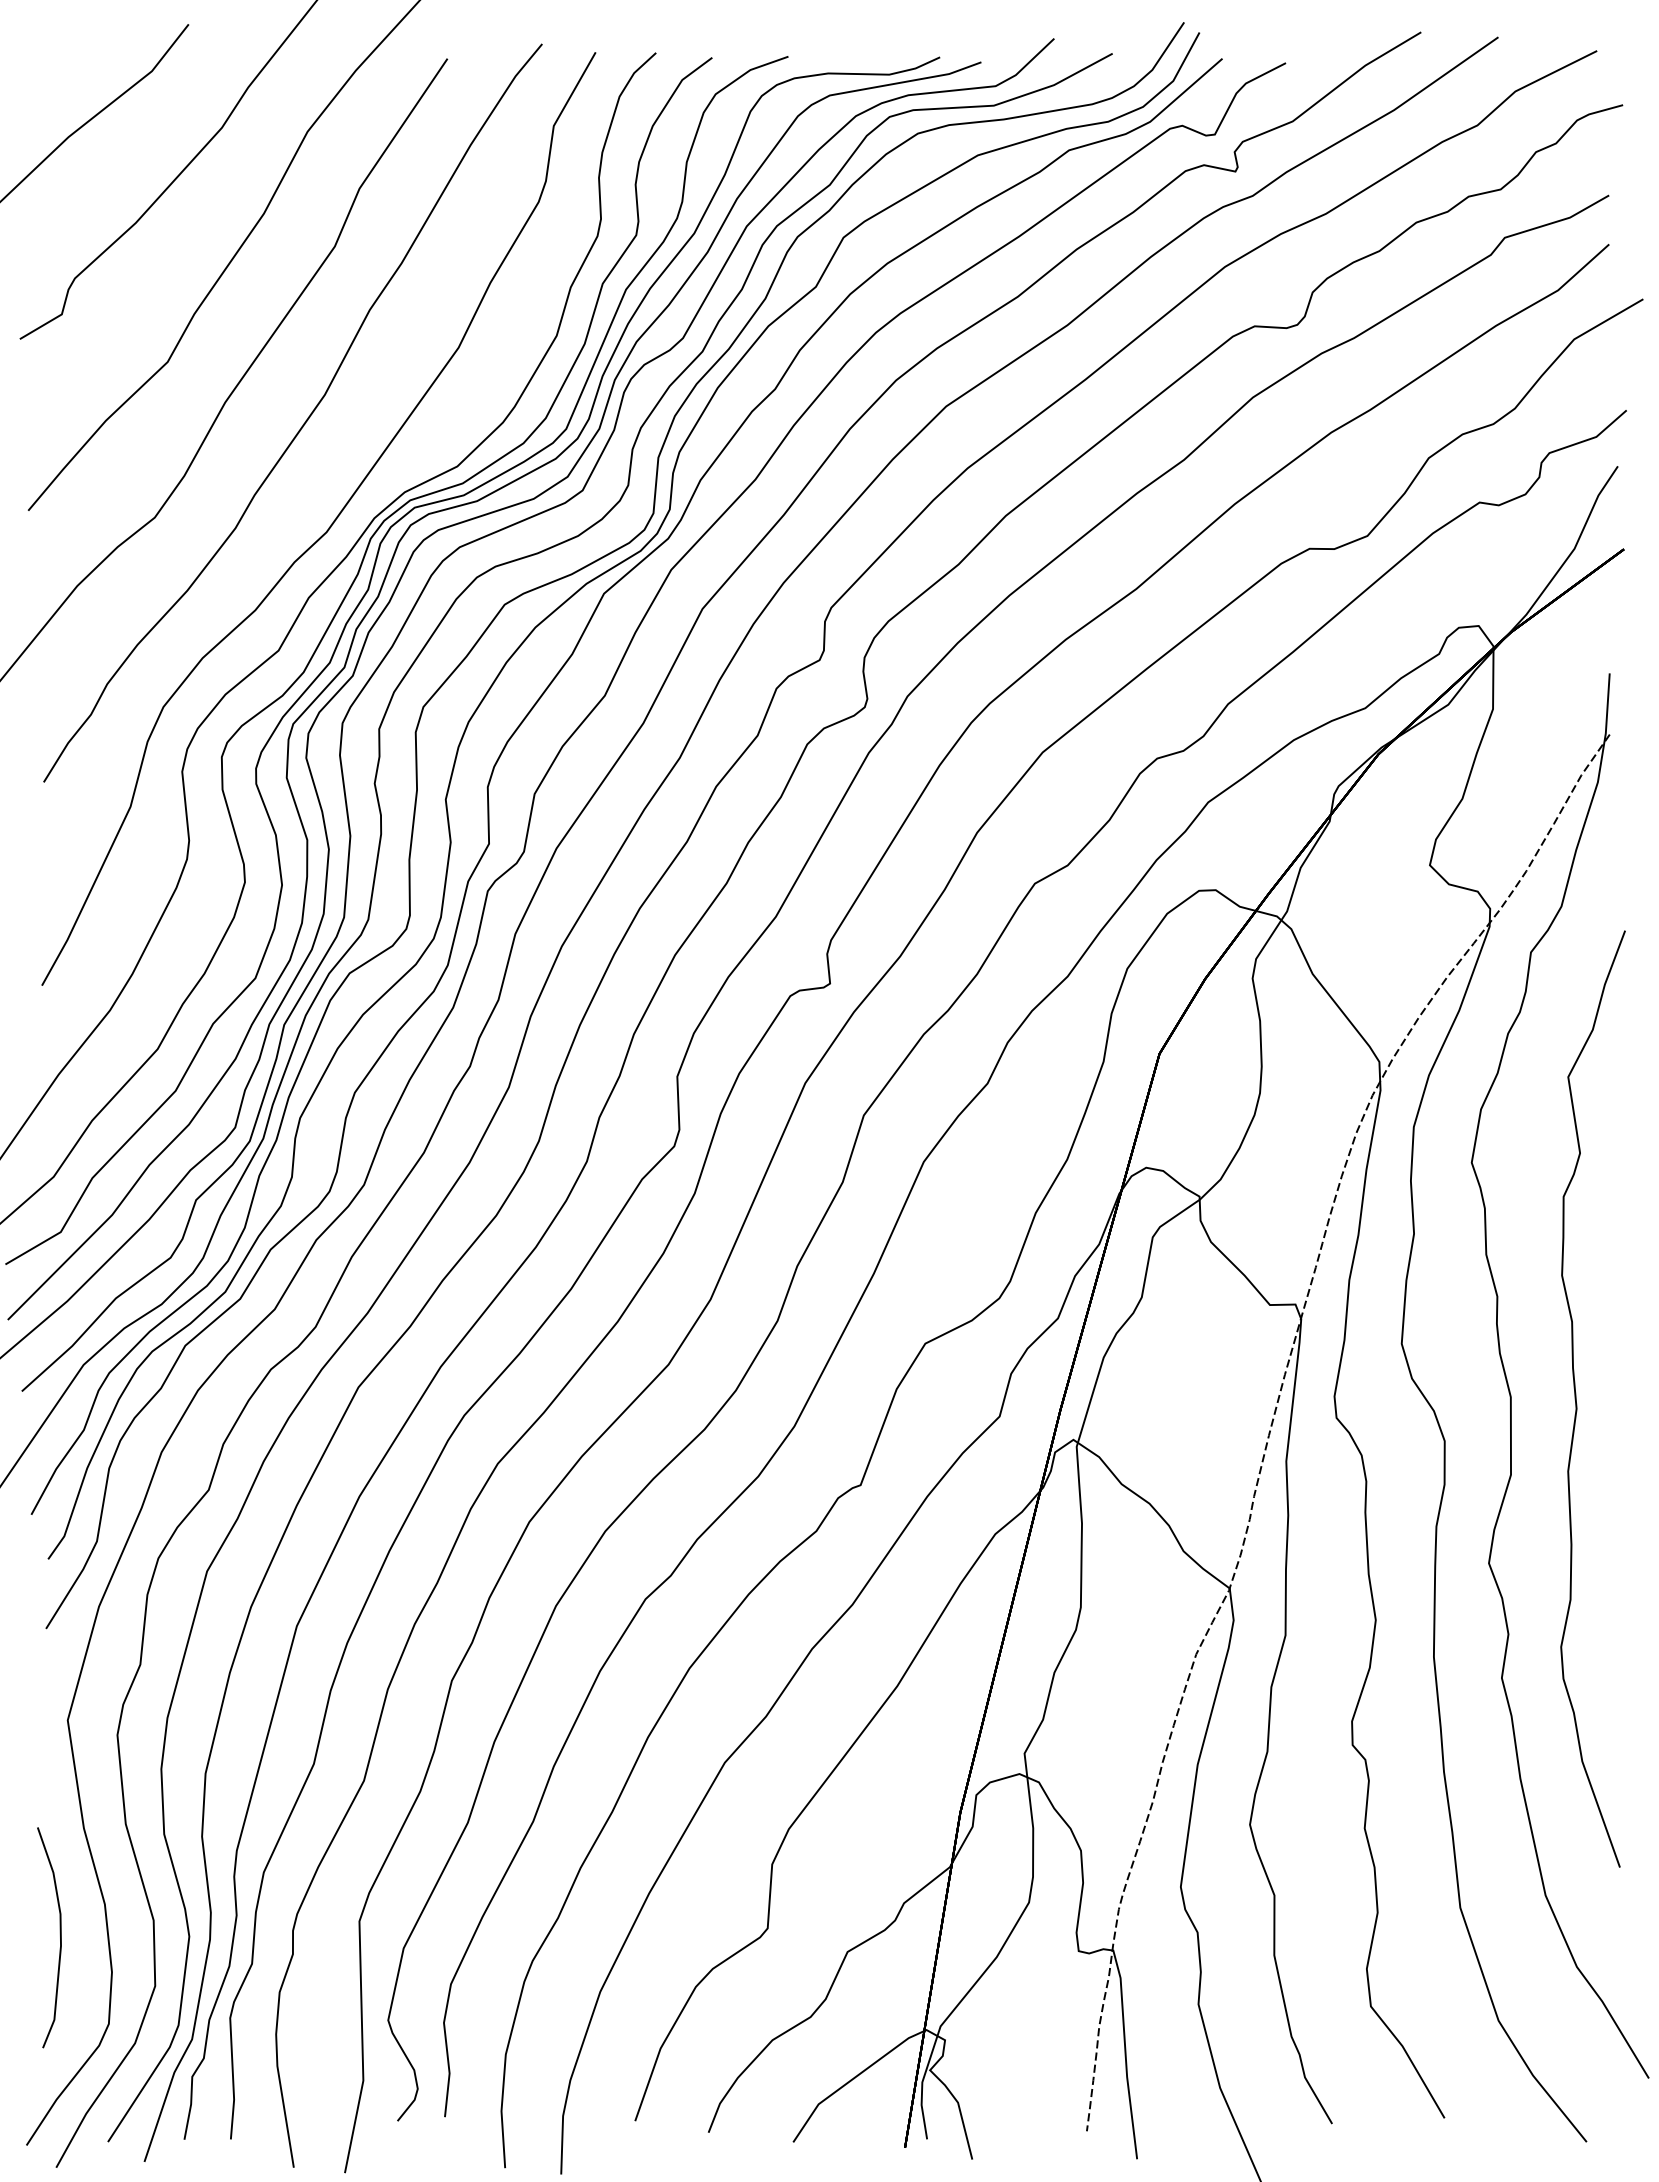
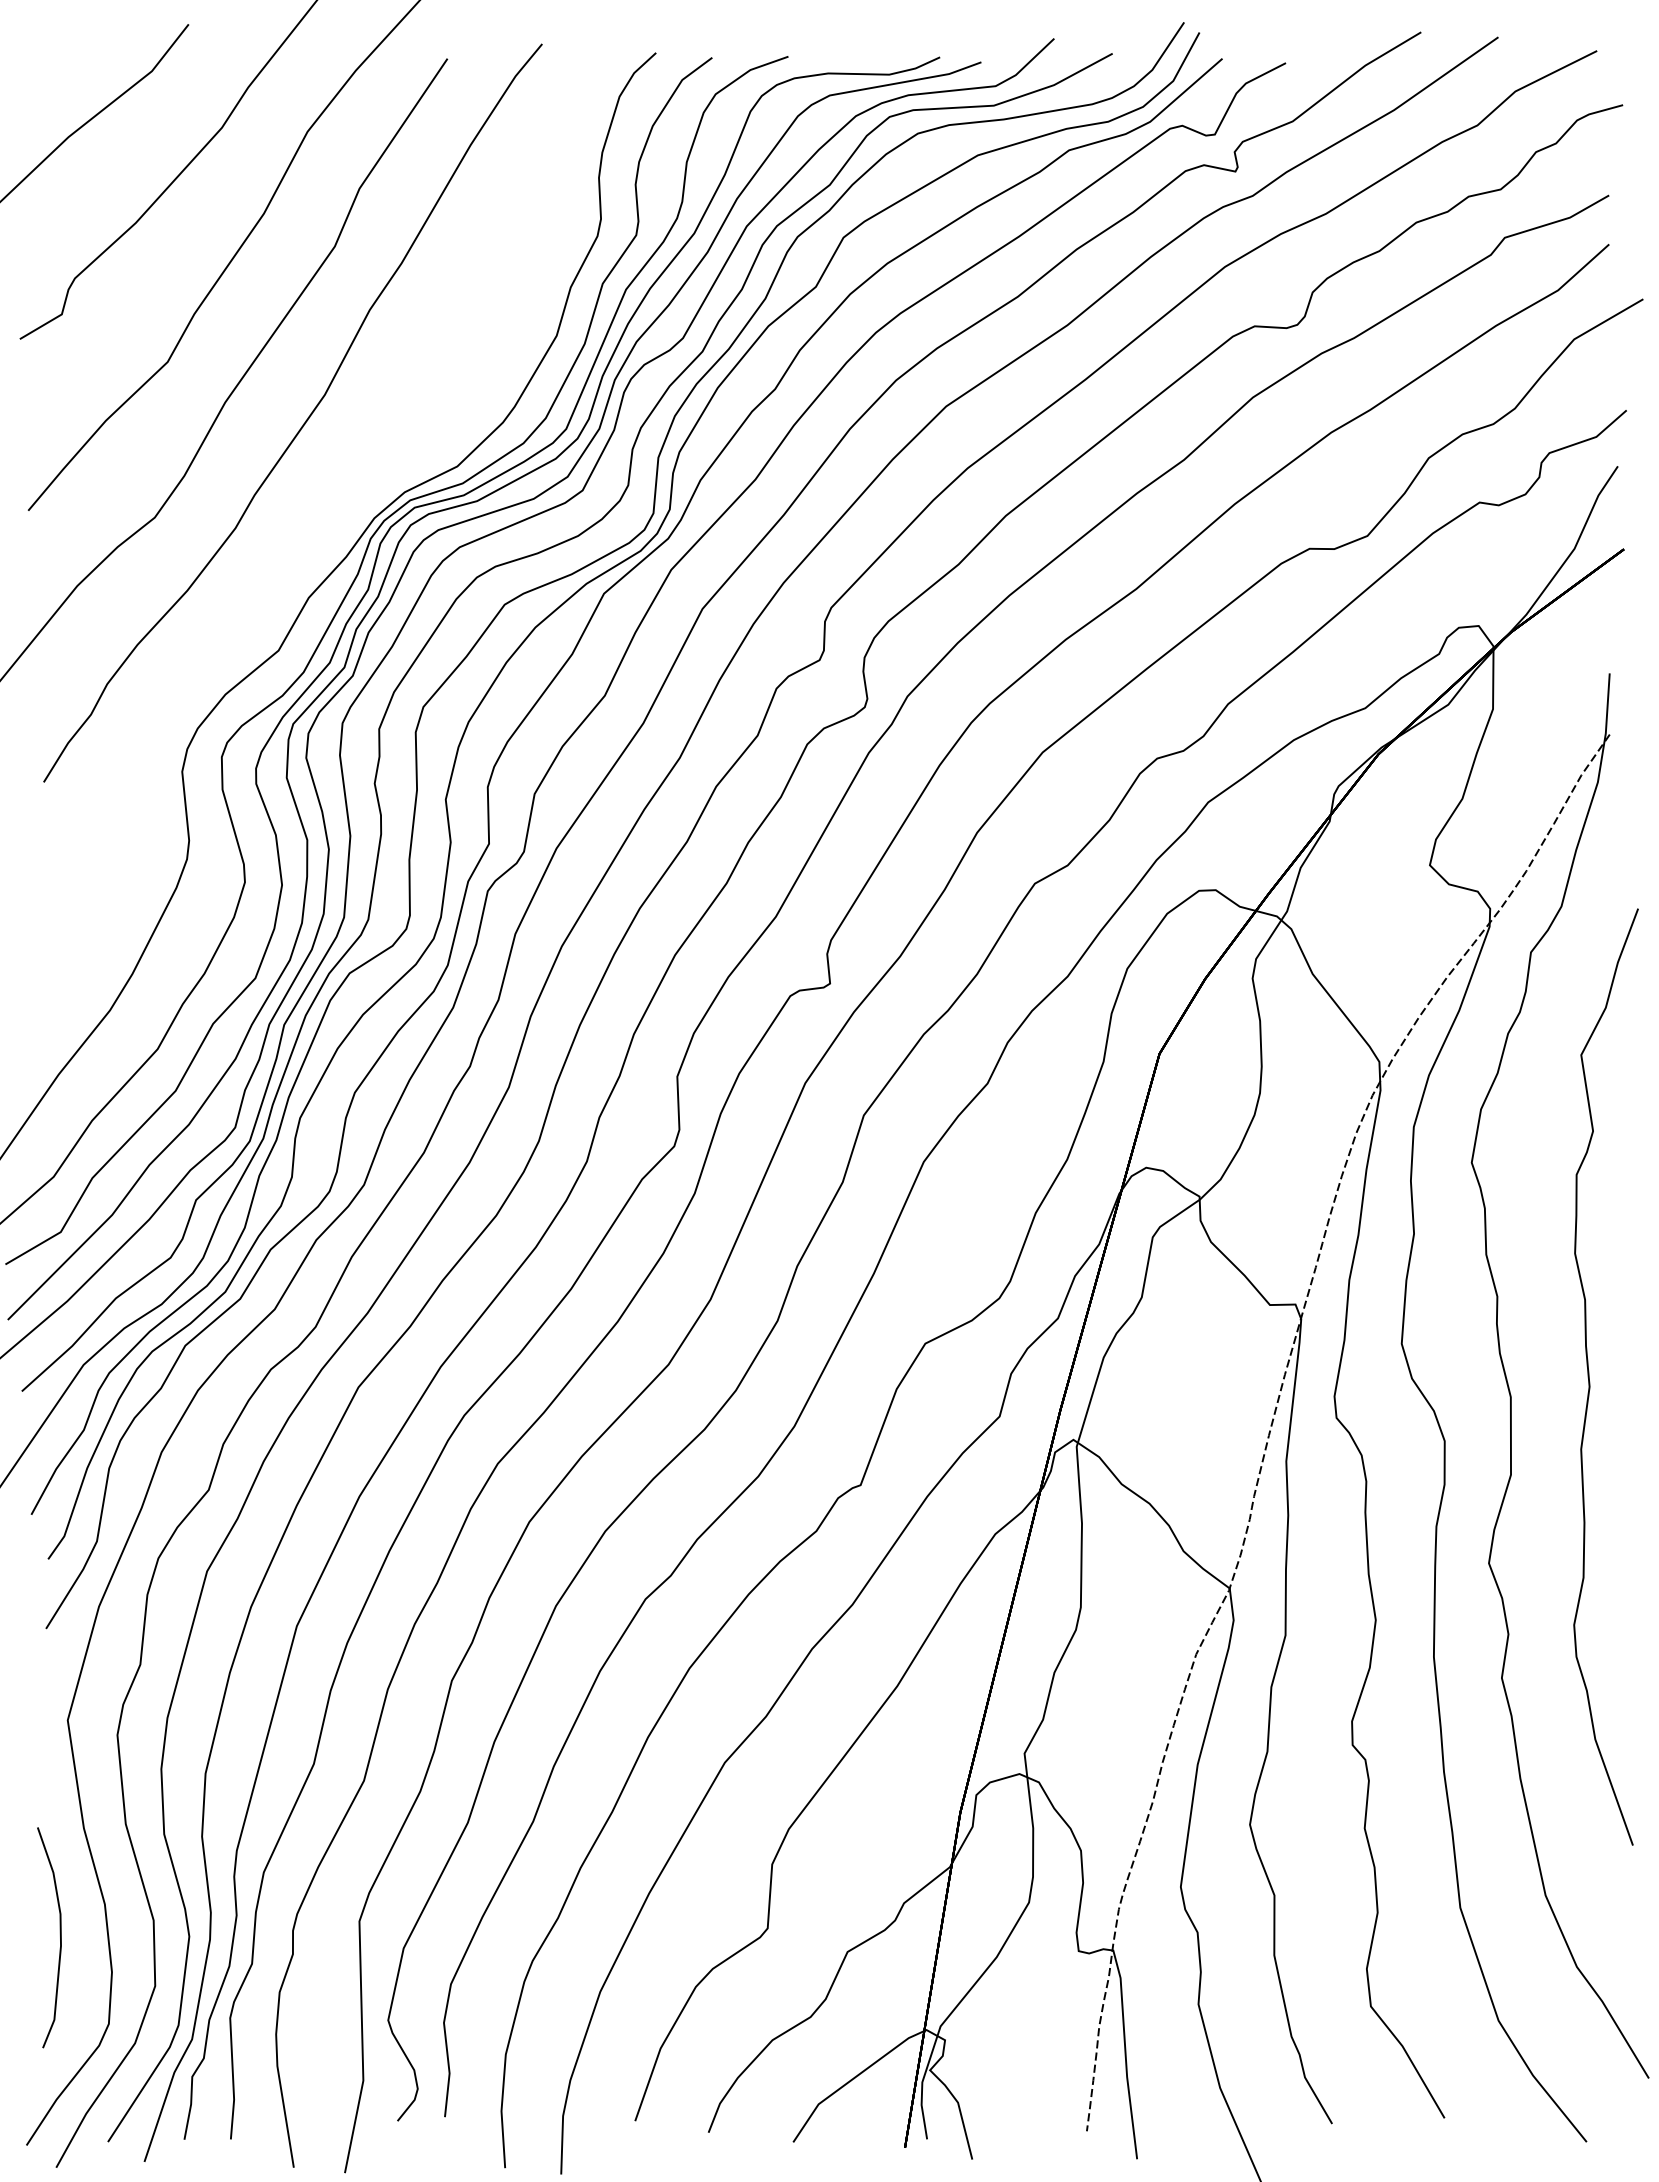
part: present -> none (328, 527)
curve position: (1576, 1398) -> (1589, 1376) (1589, 1376)
